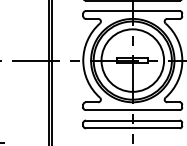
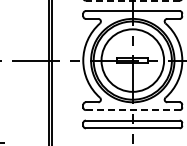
line: solid -> dashed (132, 0)
line: solid -> dashed (132, 110)
